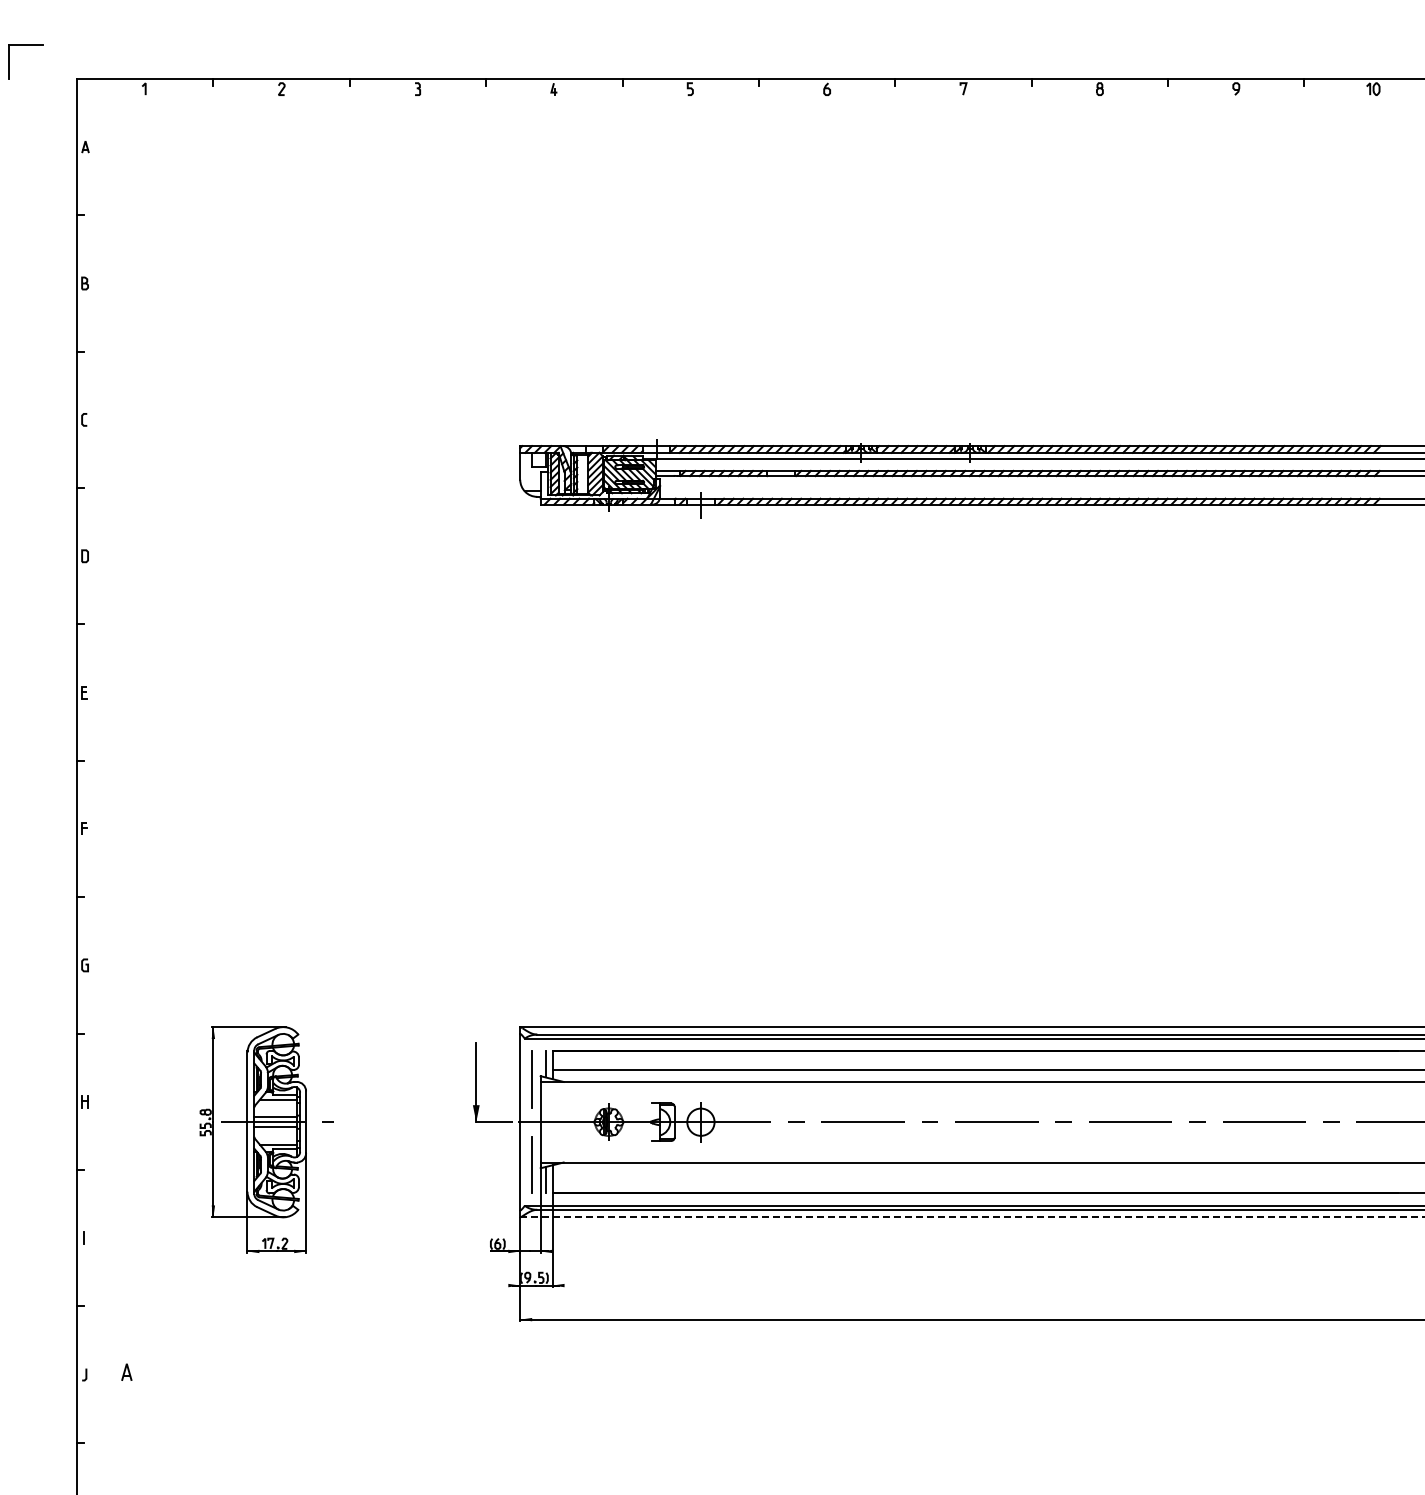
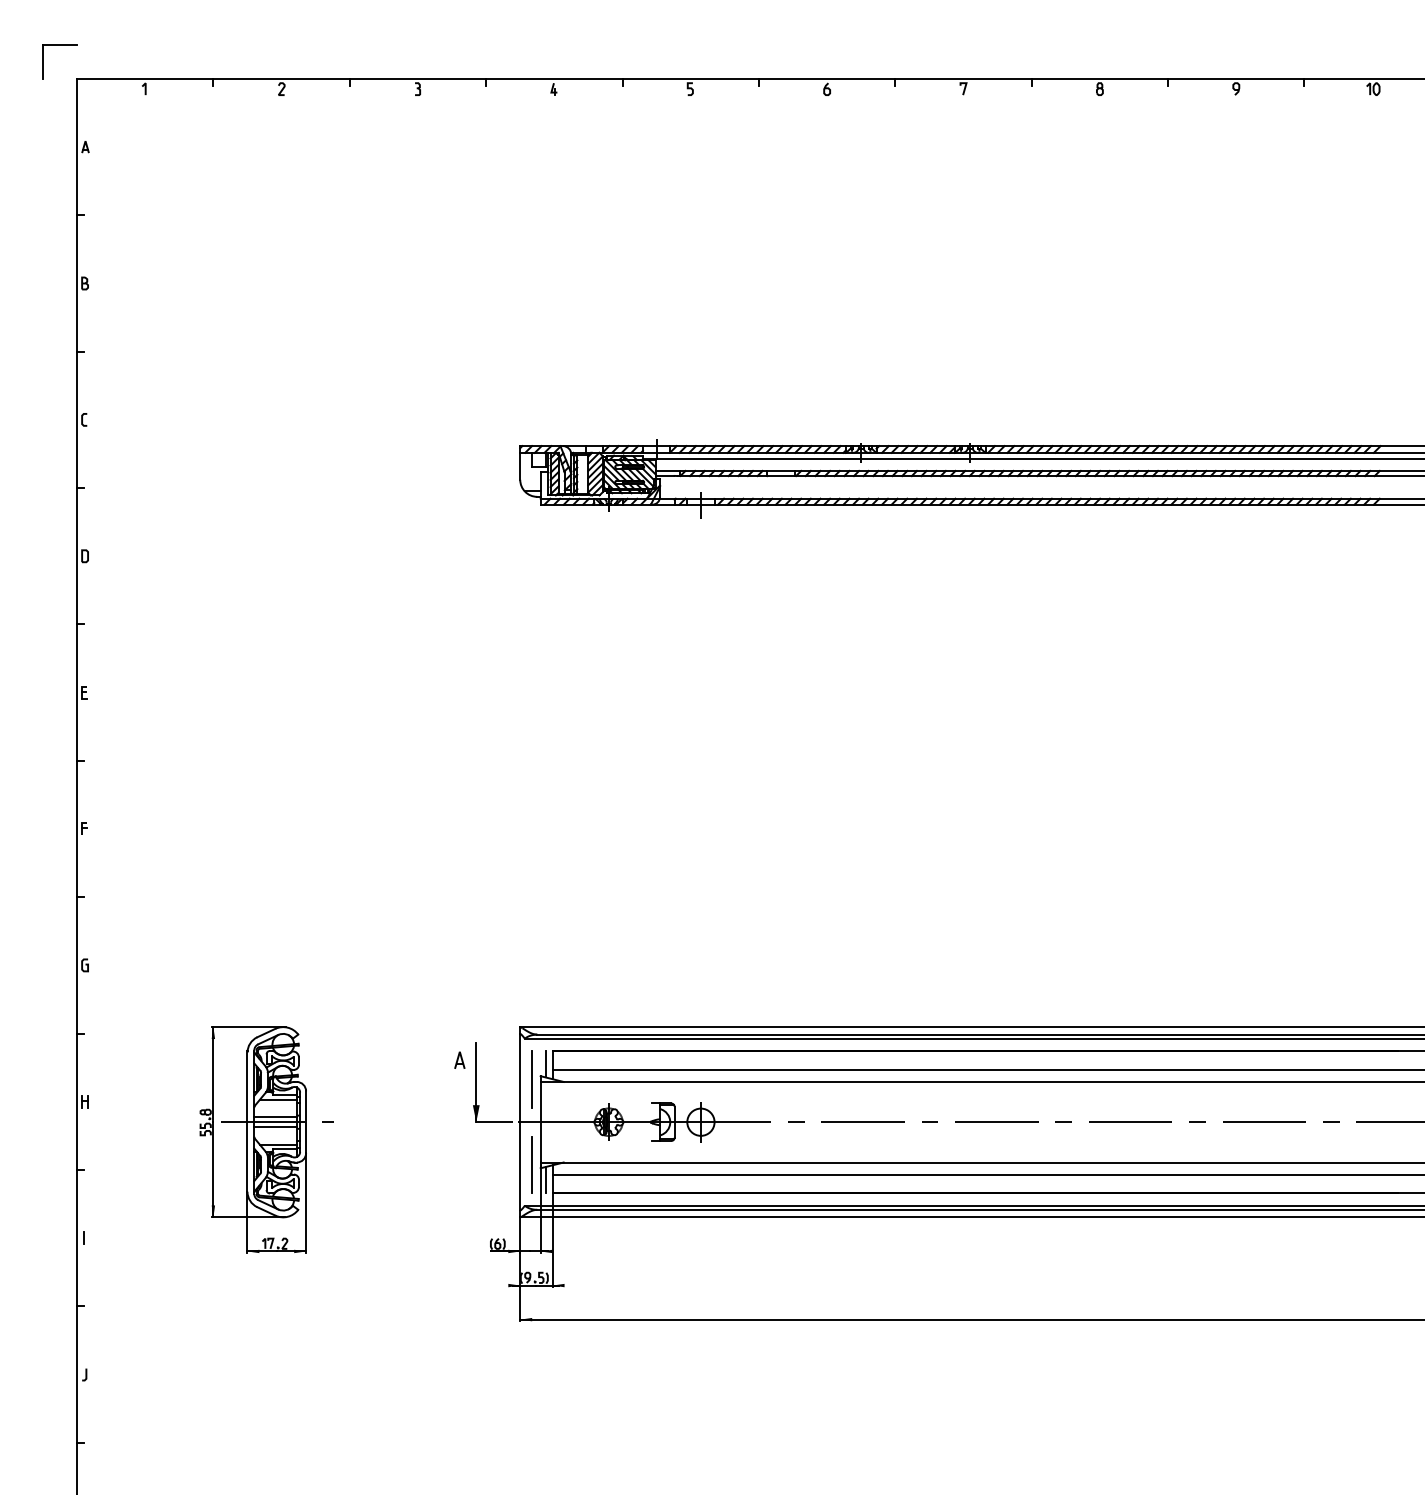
part position: (25, 45) -> (59, 45) (59, 45)
line: none -> present (986, 1174)
line: dashed -> solid (972, 1217)
part position: (126, 1371) -> (459, 1059) (459, 1059)
